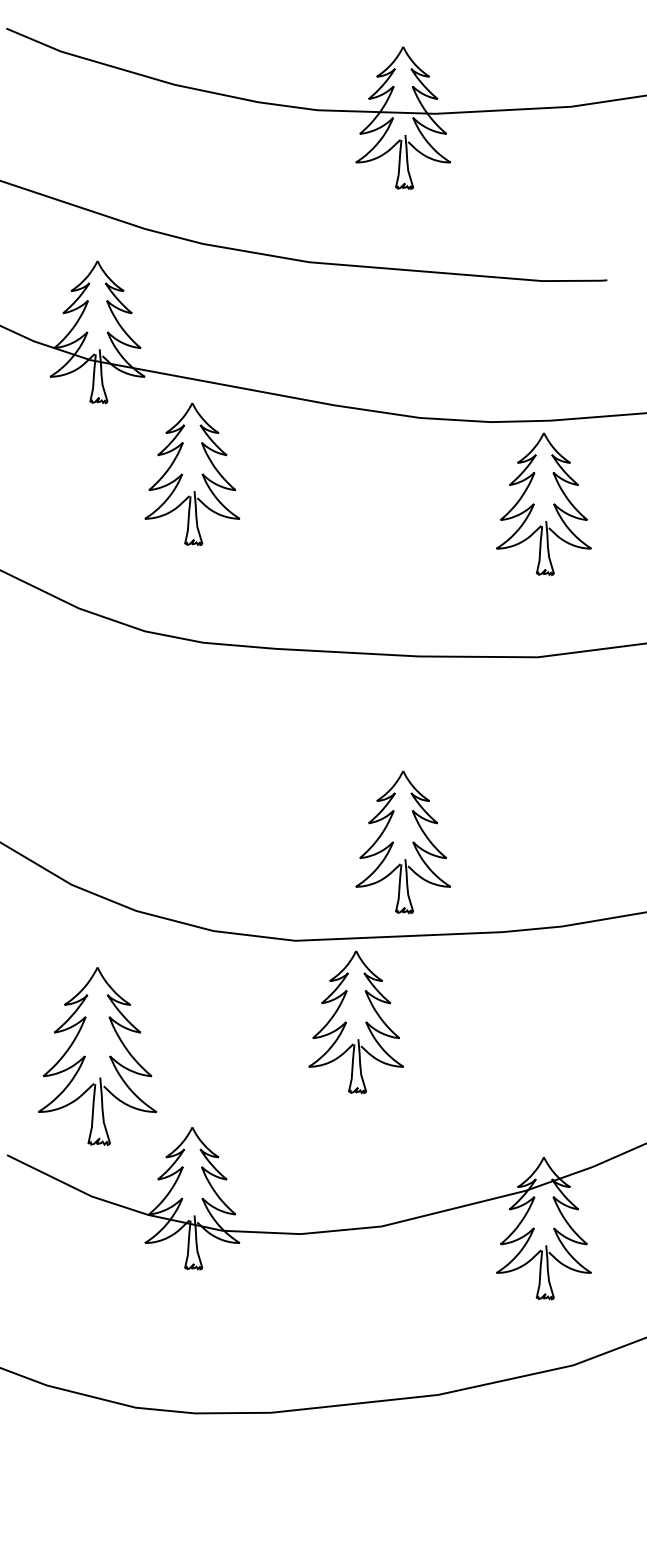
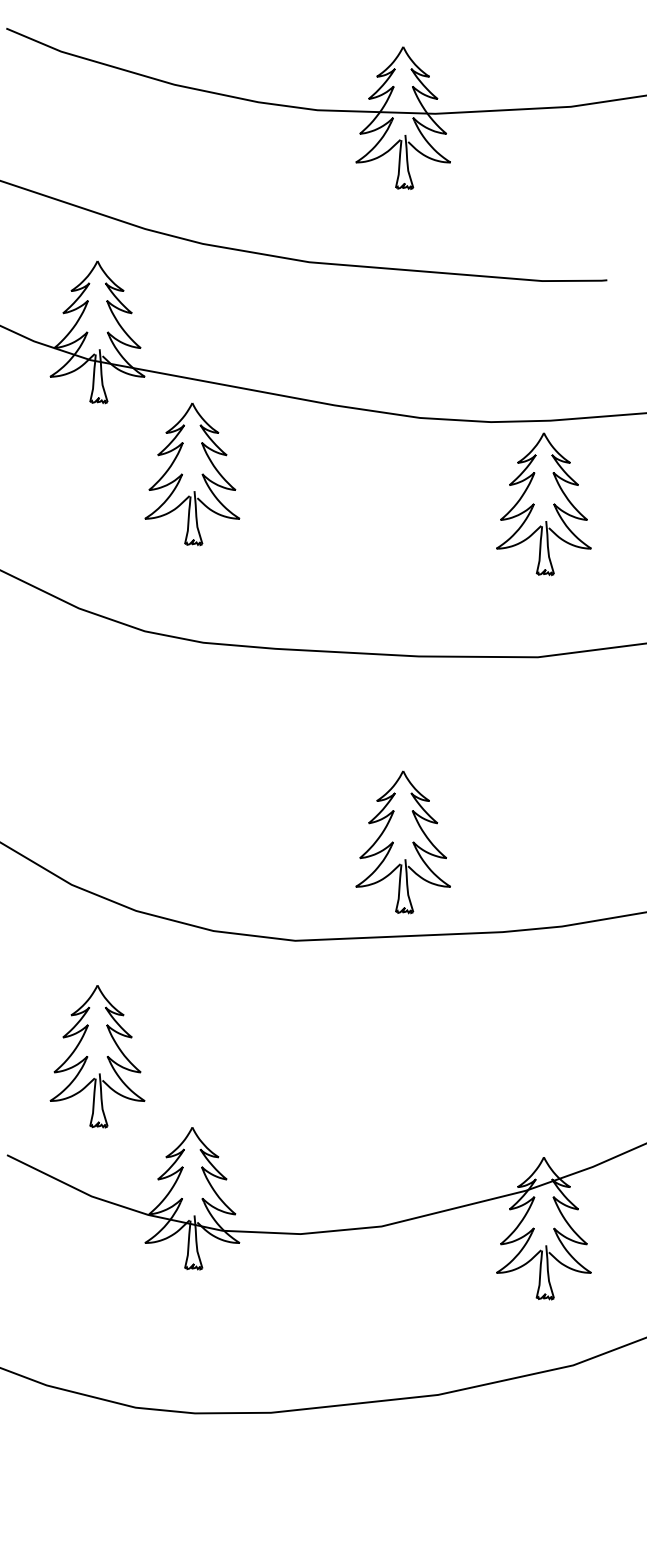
part: present -> none (355, 1022)
part size: 120x179 px -> 97x144 px (97, 1056)
